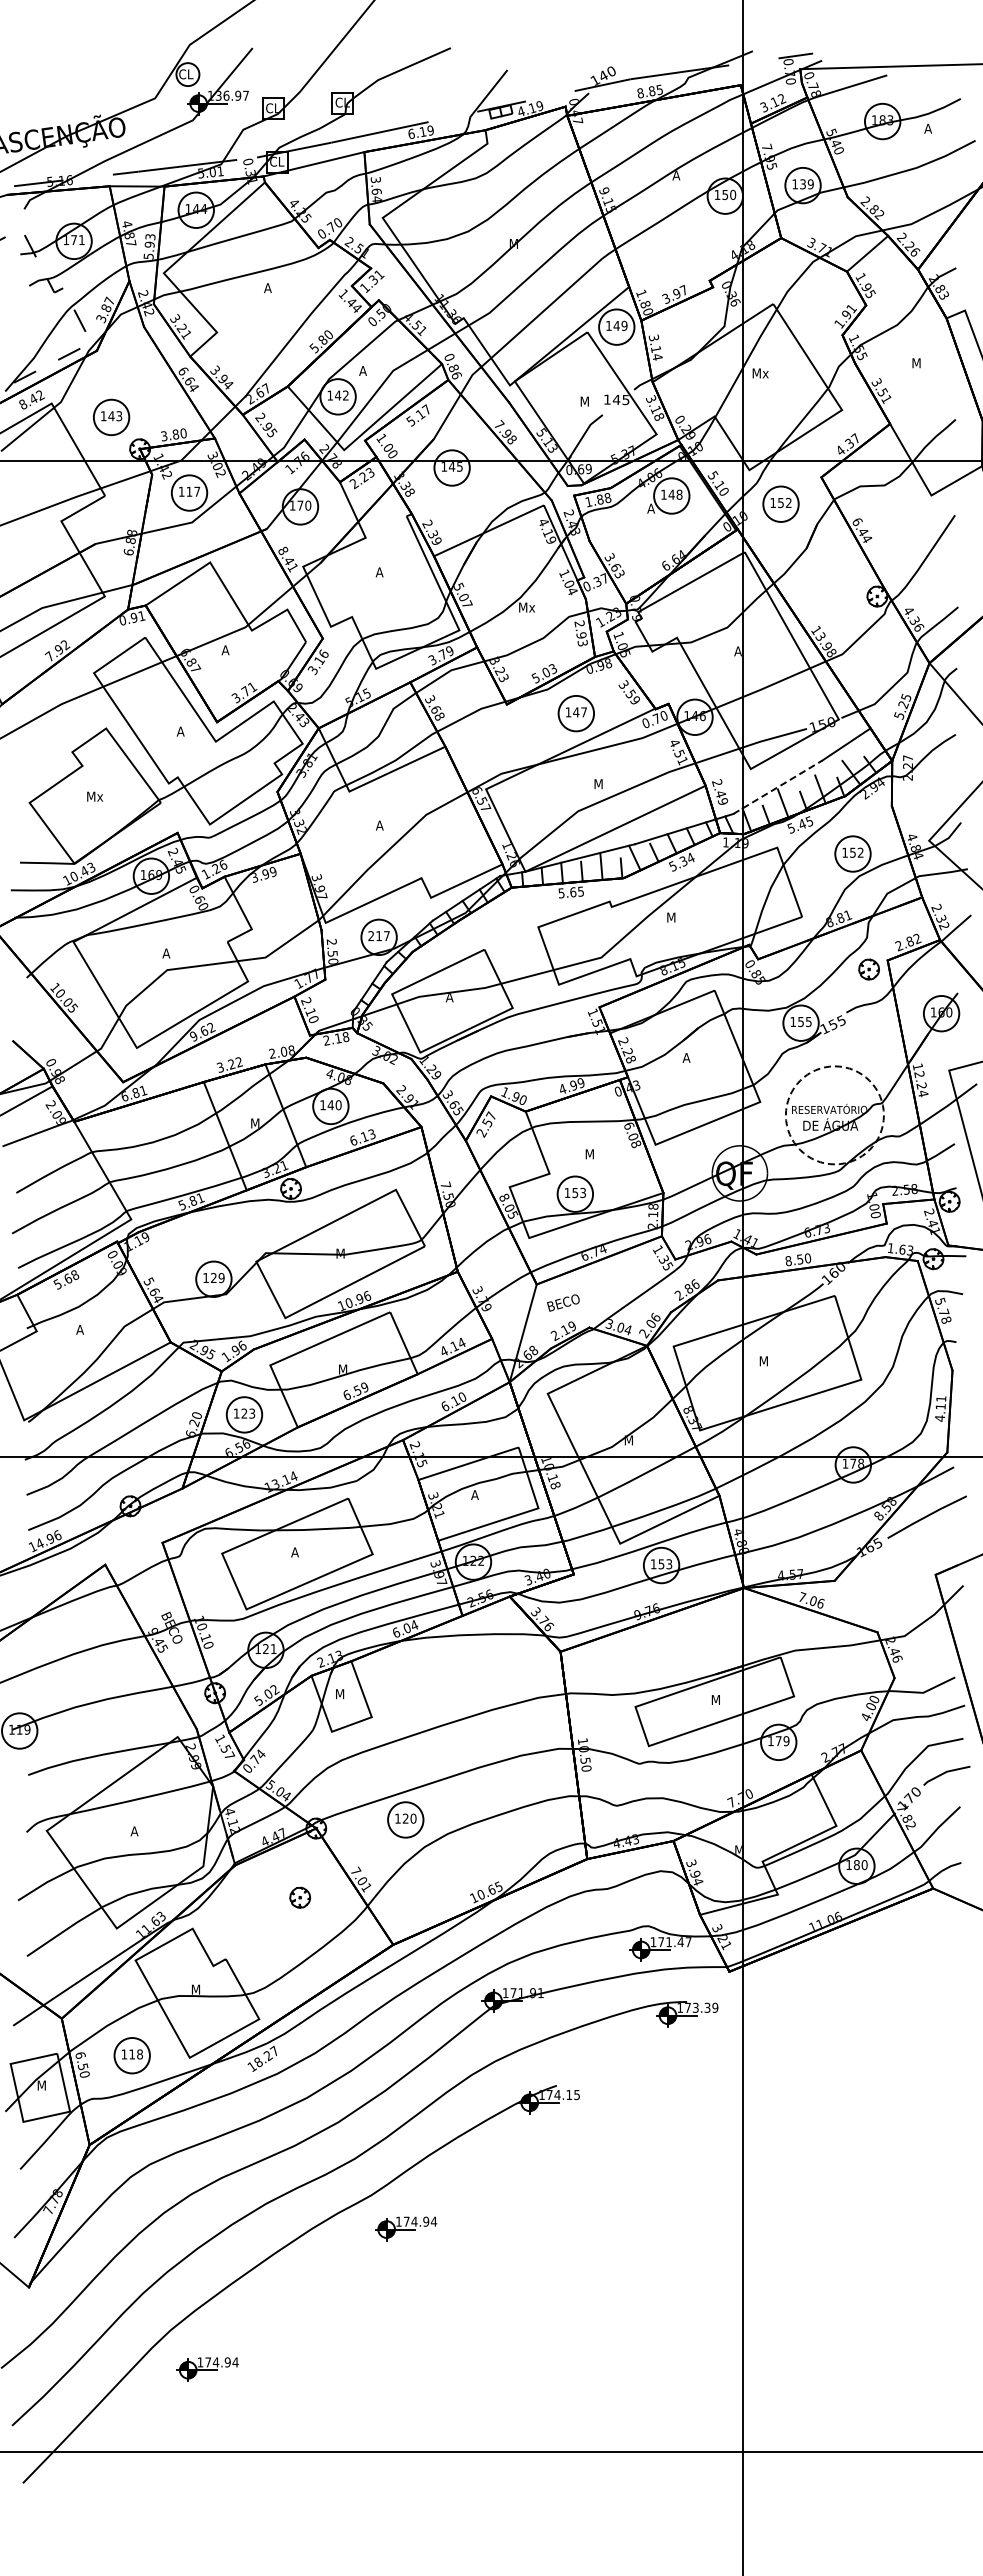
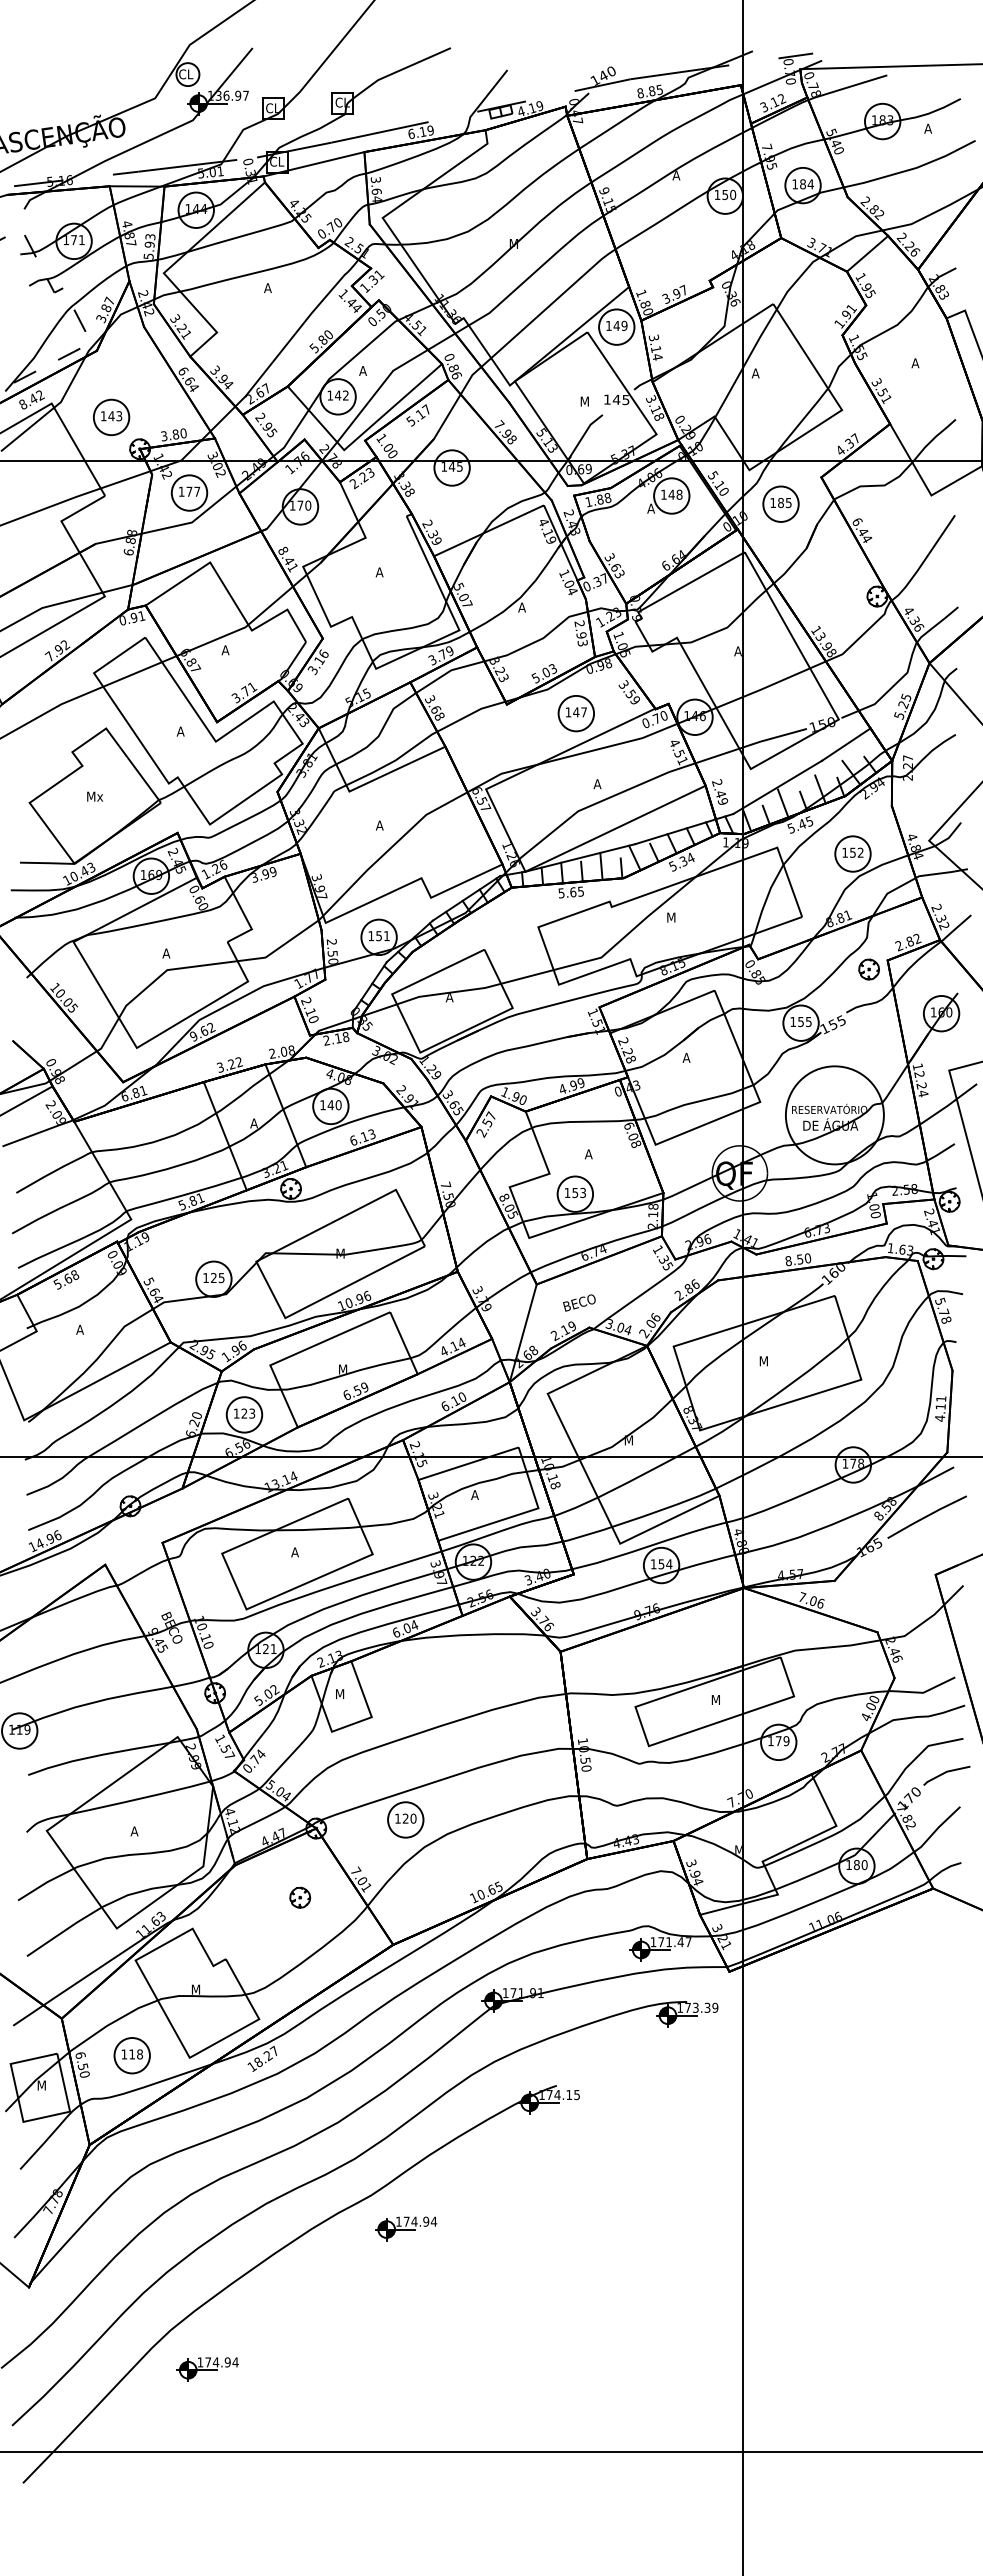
text: 139 -> 184 (807, 184)
text: M -> A (915, 363)
text: Mx -> A (759, 373)
text: 117 -> 177 (189, 491)
text: 152 -> 185 (784, 502)
text: Mx -> A (526, 607)
text: M -> A (597, 784)
line: dashed -> solid (777, 787)
text: 217 -> 151 (378, 936)
circle: dashed -> solid (834, 1115)
text: M -> A (254, 1123)
text: M -> A (589, 1154)
text: 129 -> 125 (221, 1277)
text position: (563, 1302) -> (579, 1302) (579, 1302)
text: 153 -> 154 (669, 1564)
